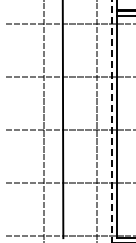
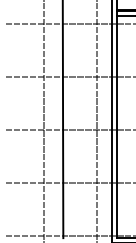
line: dashed -> solid (111, 121)
